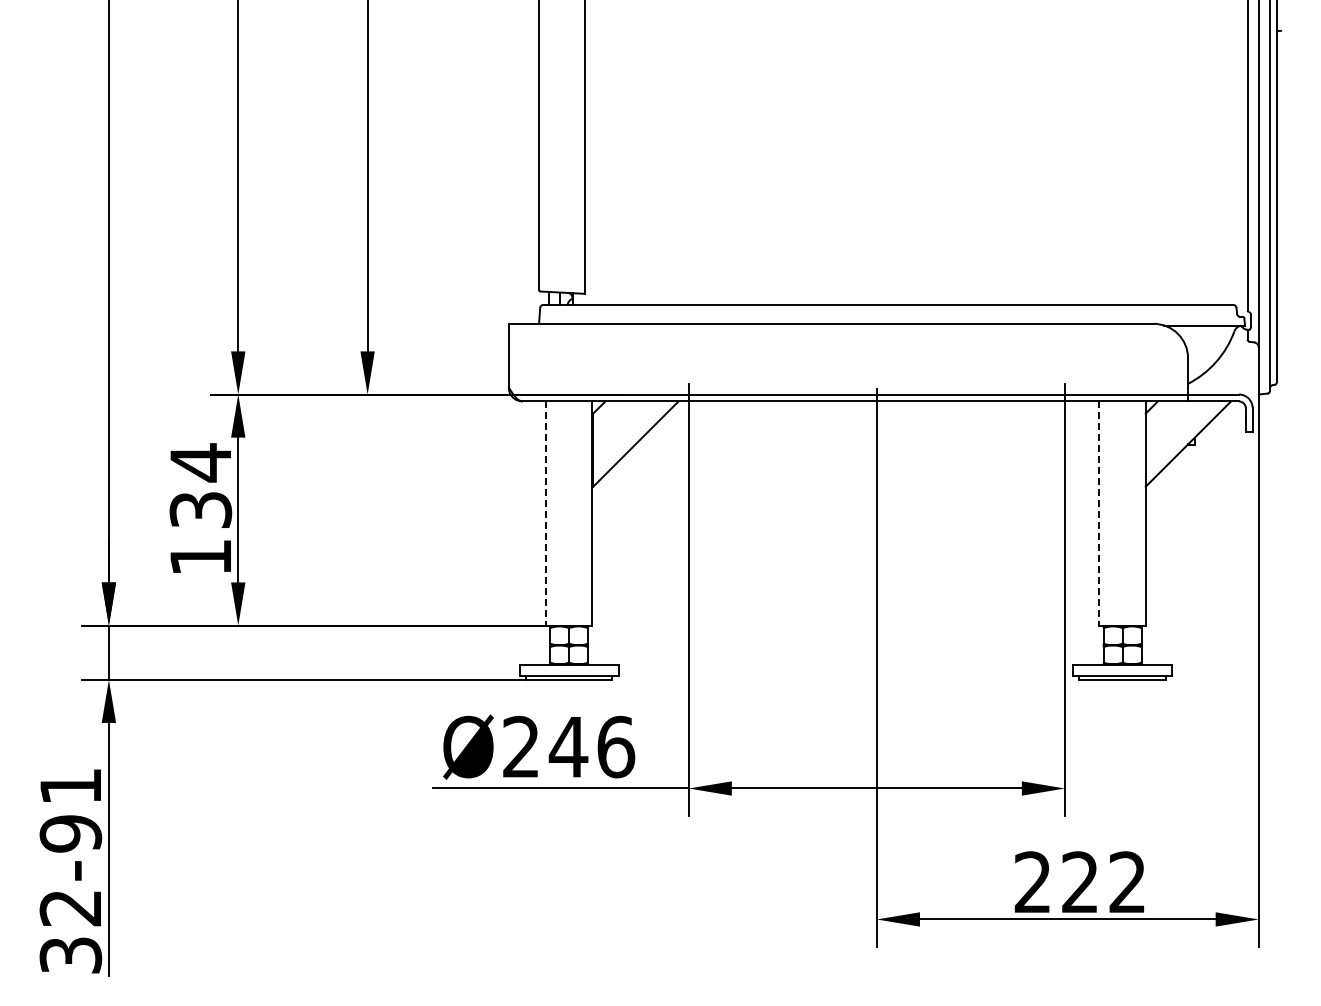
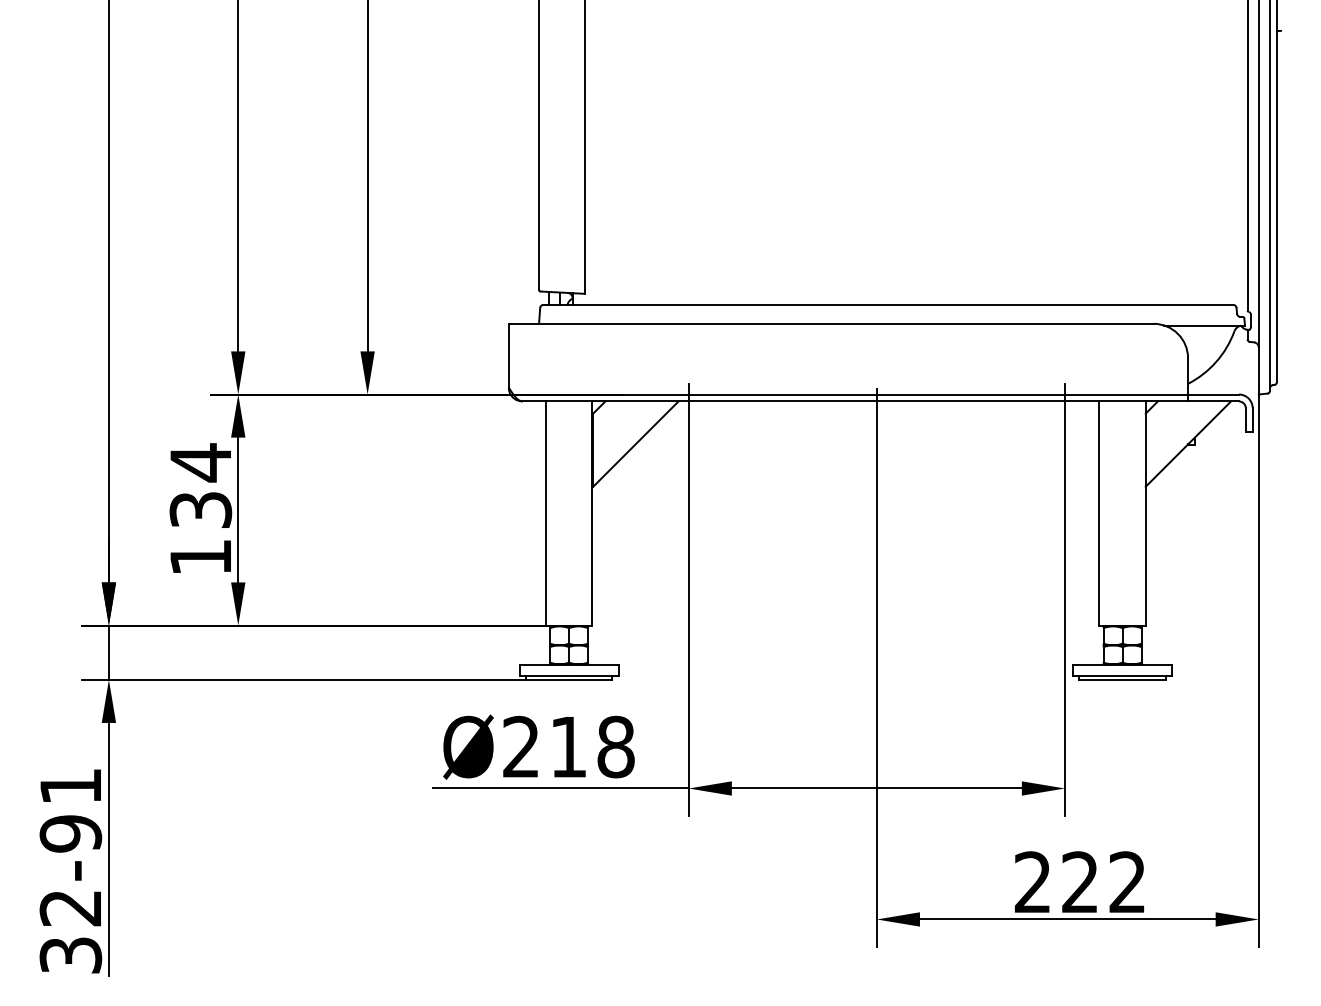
line: dashed -> solid (545, 513)
line: dashed -> solid (1099, 513)
text: Ø246 -> Ø218 (591, 746)
